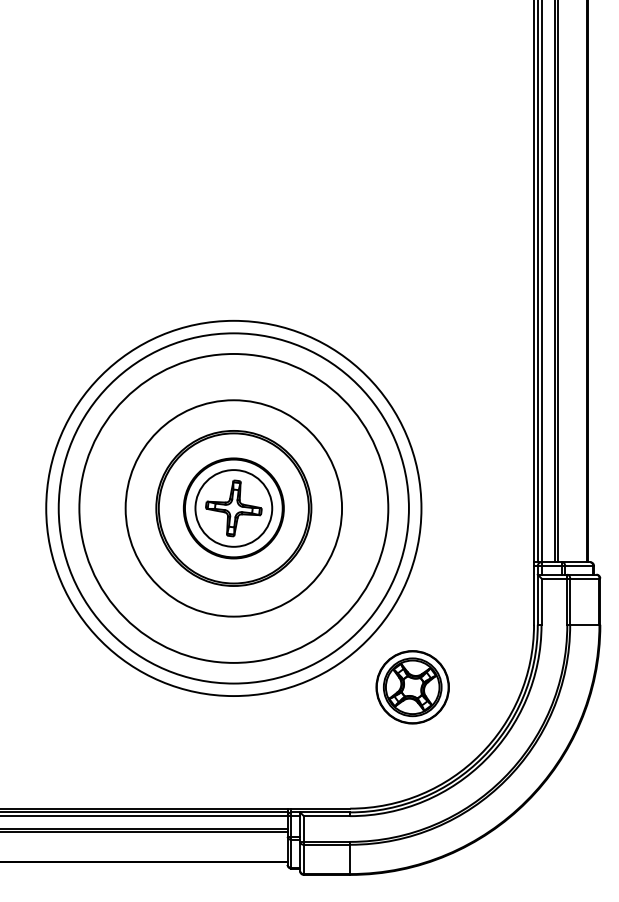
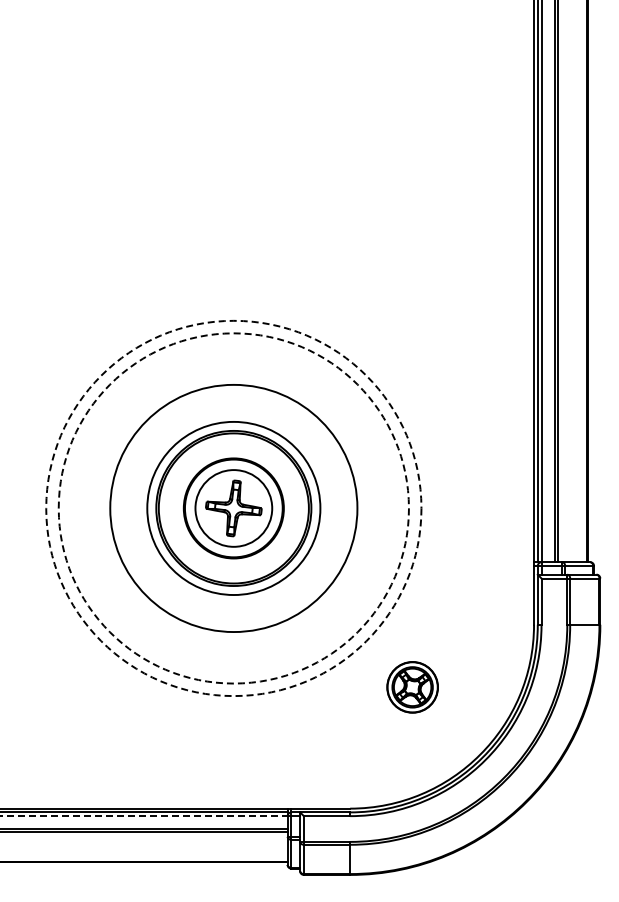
circle diameter: 309 px -> 247 px (233, 508)
circle diameter: 216 px -> 173 px (233, 508)
circle: solid -> dashed (233, 508)
circle: solid -> dashed (233, 508)
part size: 75x75 px -> 53x53 px (412, 687)
line: solid -> dashed (144, 816)
